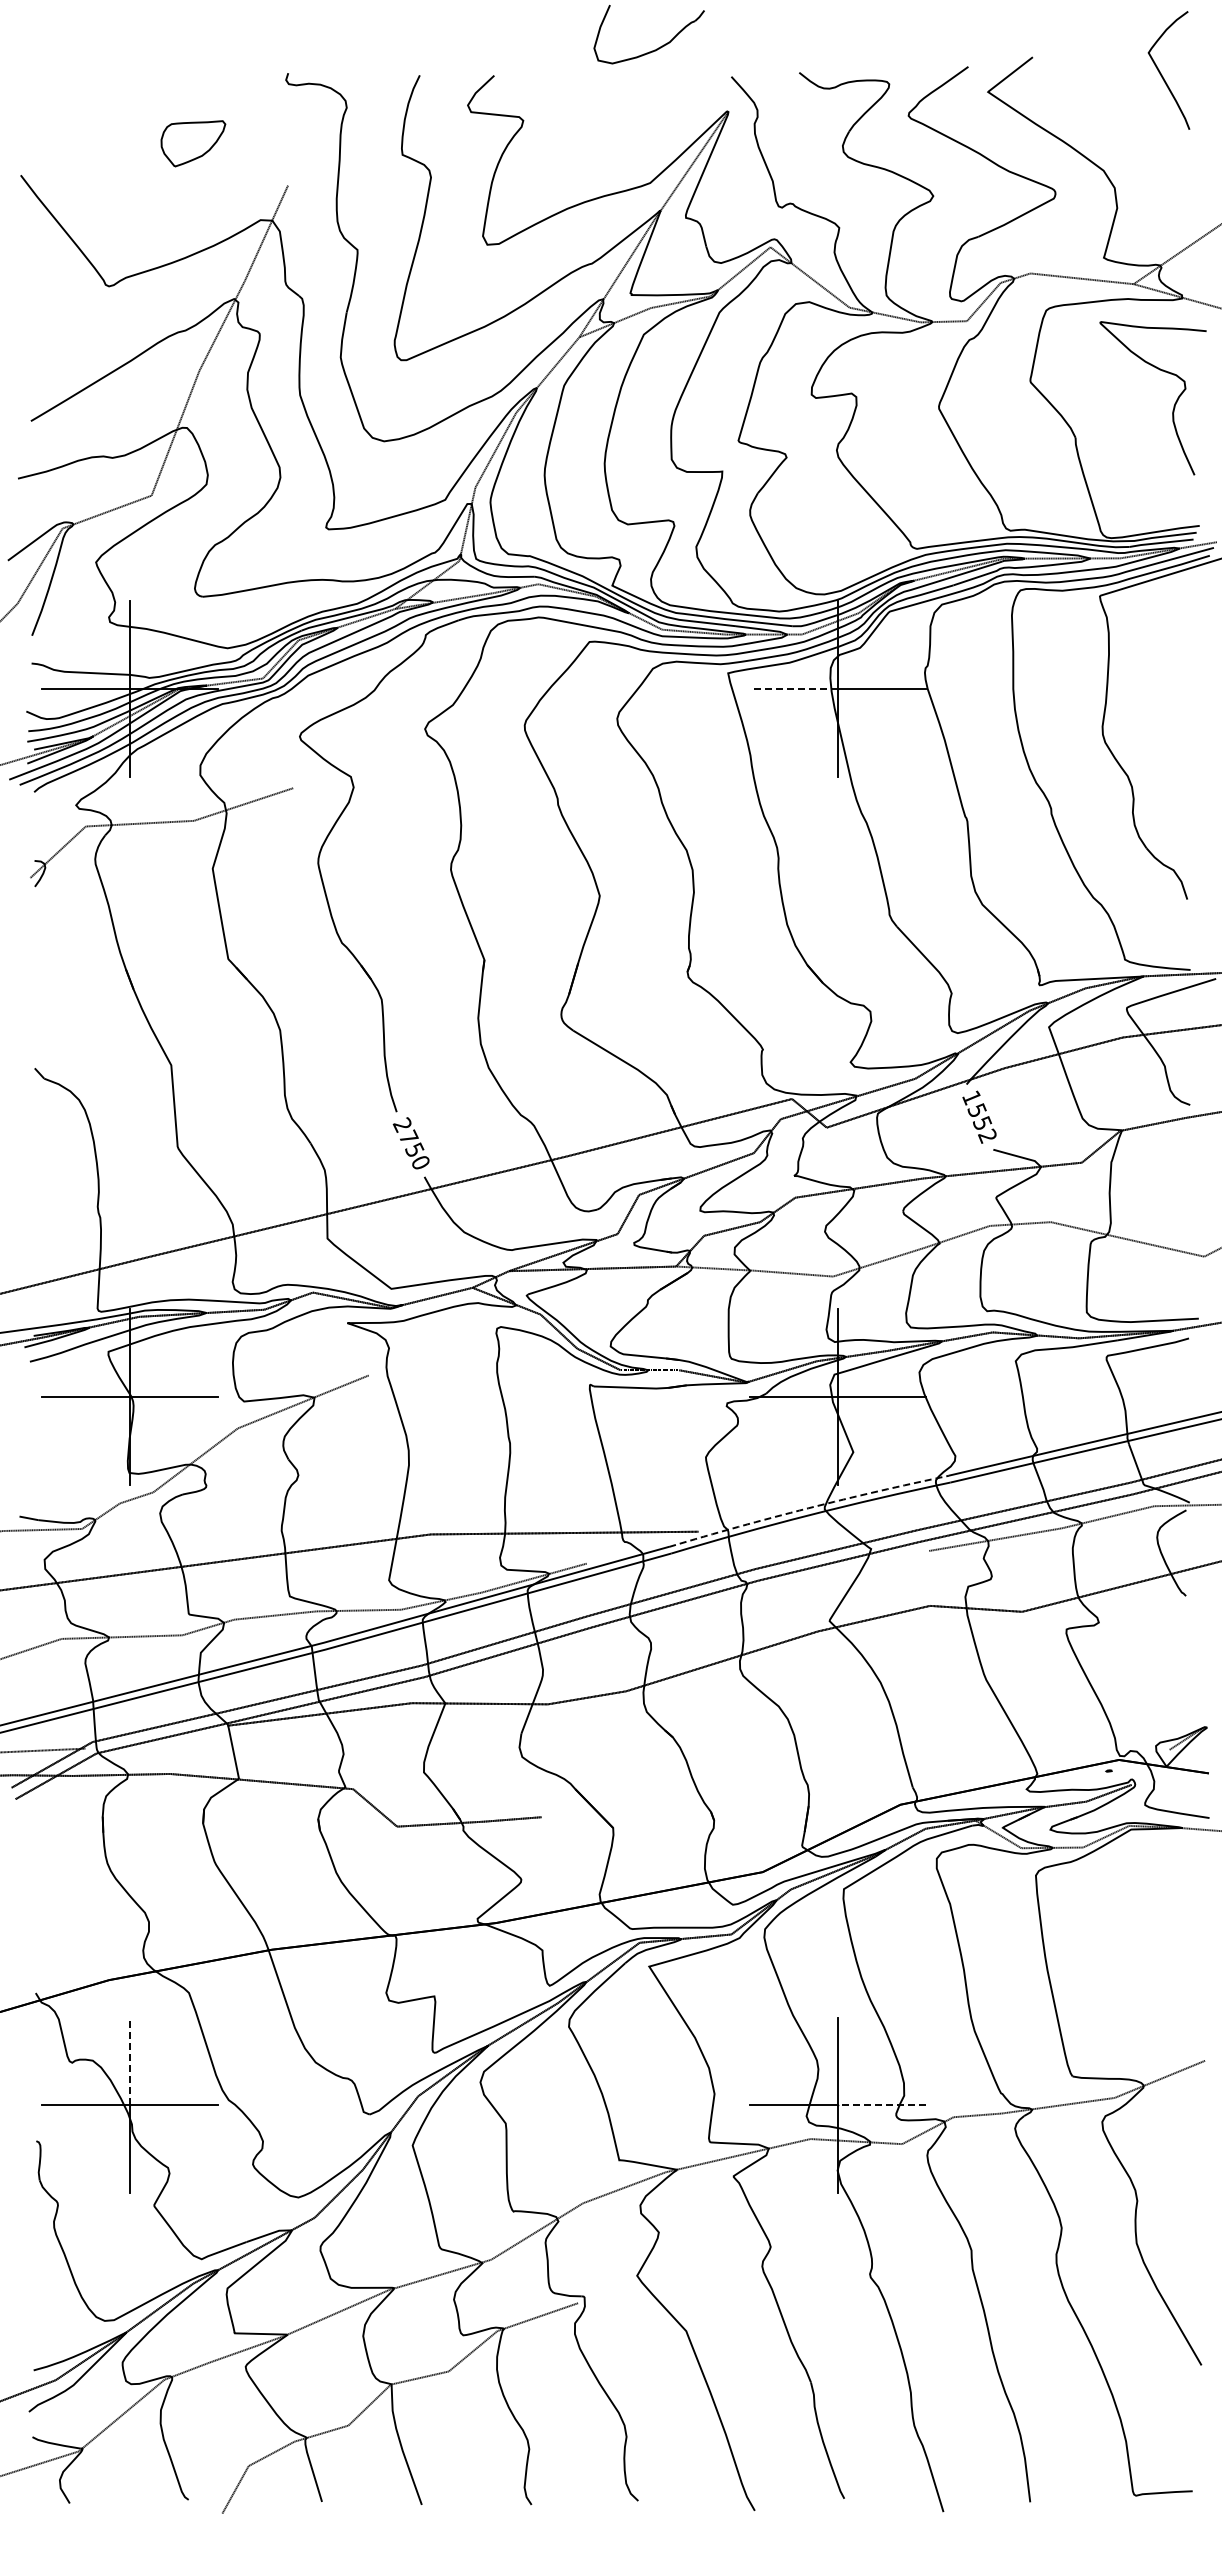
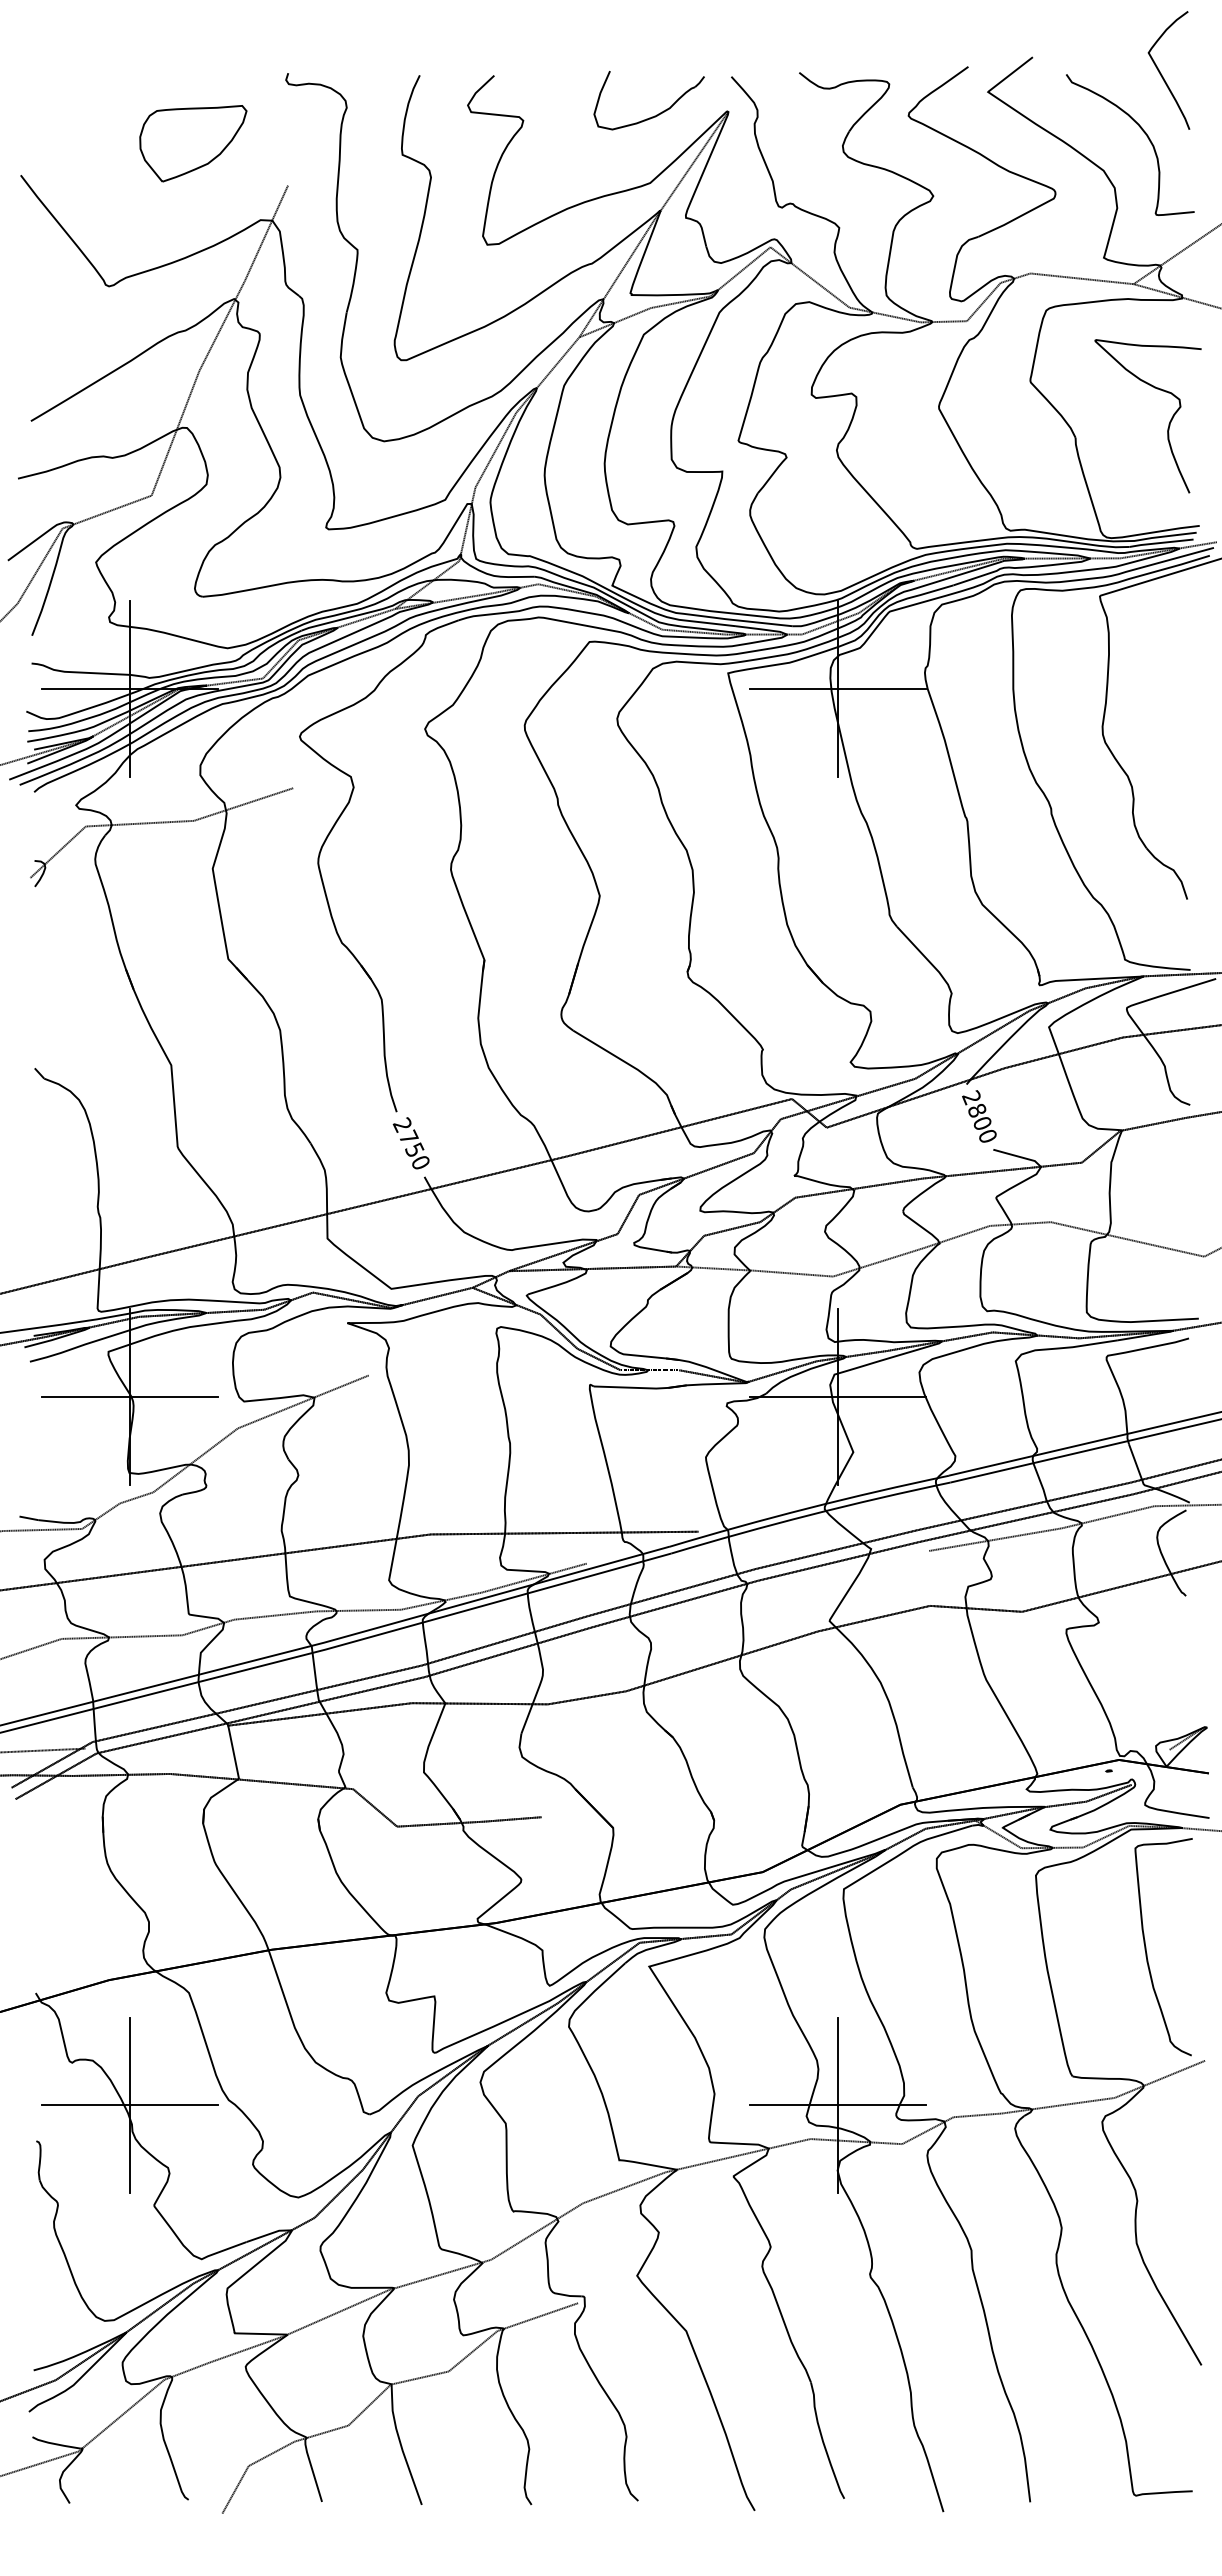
part position: (656, 48) -> (656, 114) (656, 114)
curve: none -> present (1142, 131)
part size: 67x48 px -> 109x78 px (193, 143)
curve position: (1173, 406) -> (1168, 424) (1168, 424)
line: dashed -> solid (793, 689)
text: 1552 -> 2800 (979, 1116)
line: dashed -> solid (808, 1508)
curve: none -> present (1146, 1947)
line: dashed -> solid (129, 2061)
line: dashed -> solid (881, 2105)
